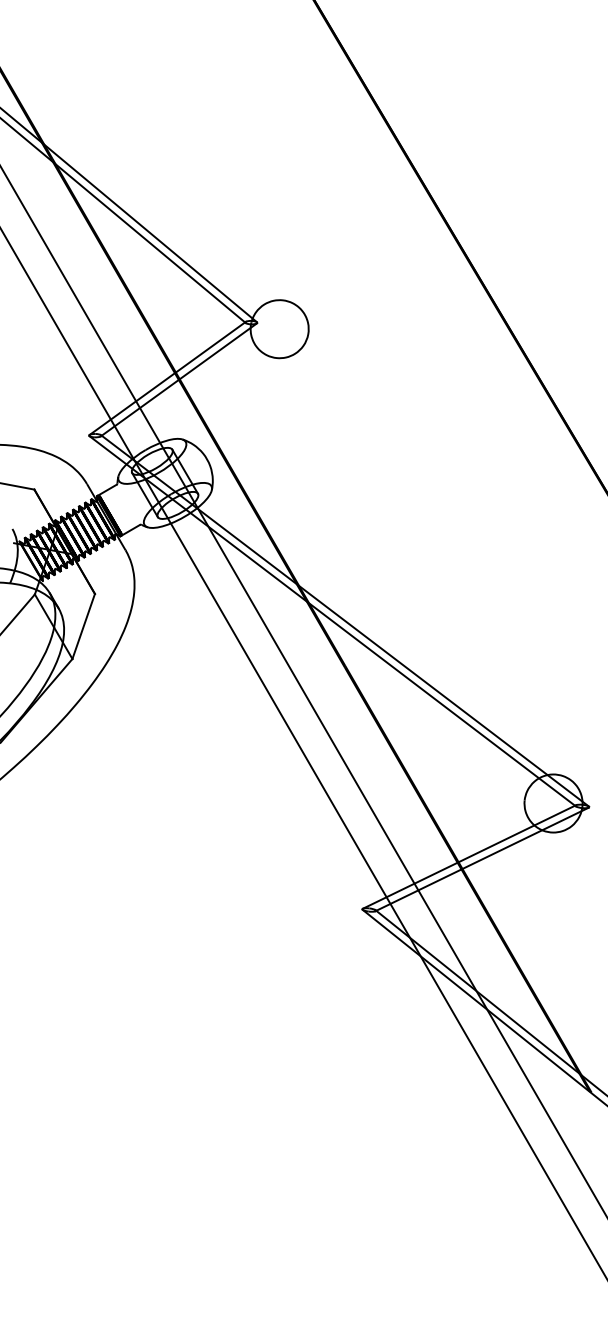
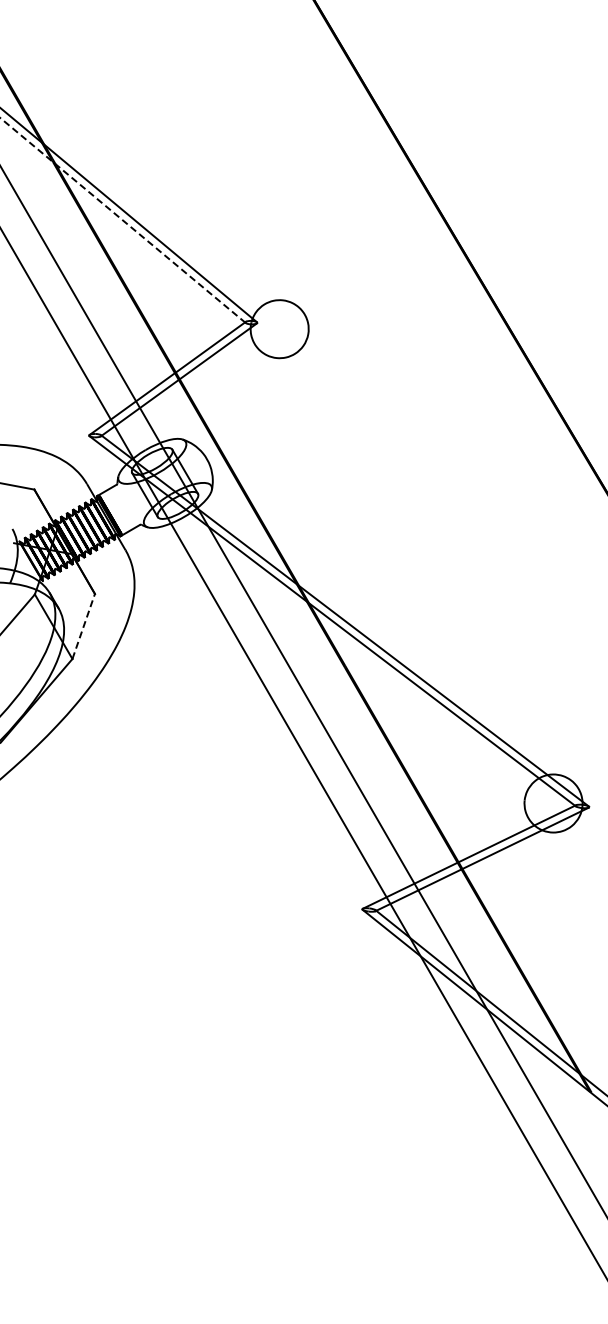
line: solid -> dashed (123, 220)
line: solid -> dashed (83, 626)
